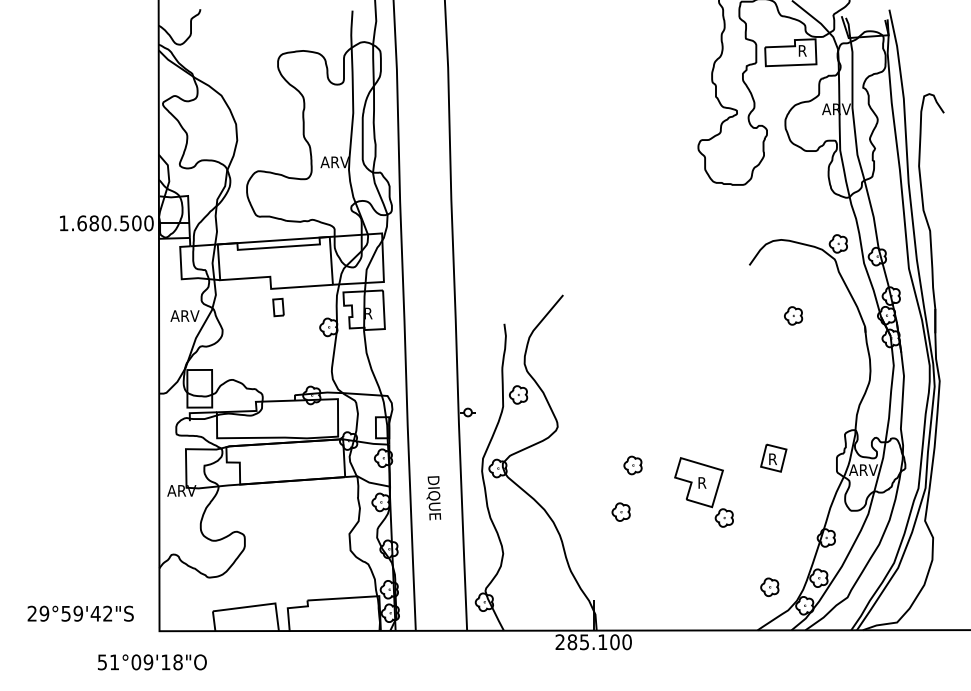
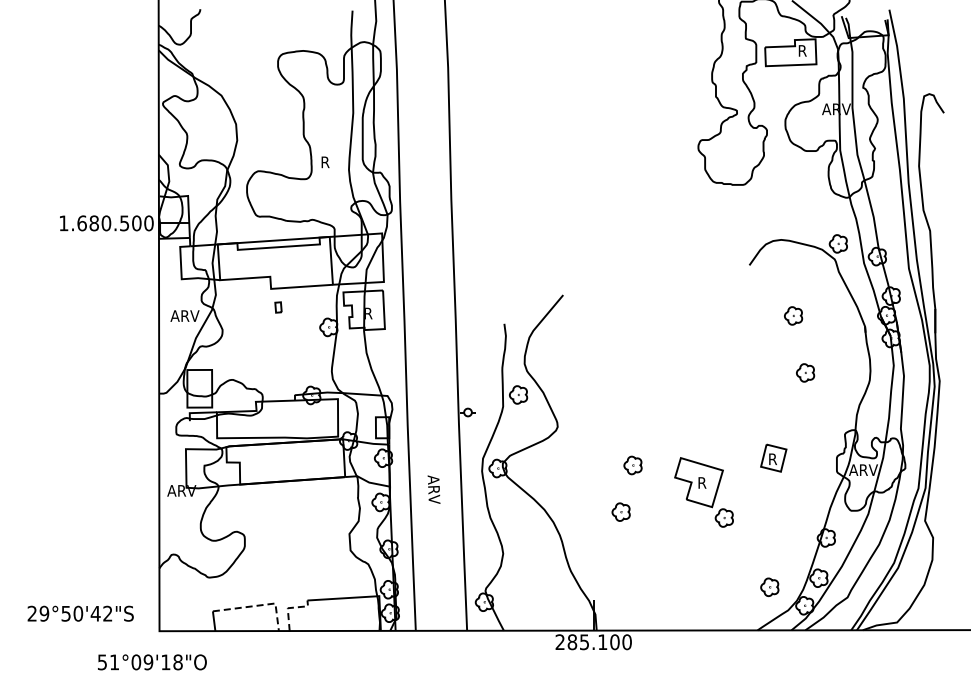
text: ARV -> R (334, 162)
part size: 13x21 px -> 9x13 px (278, 307)
part: none -> present (805, 372)
text: DIQUE -> ARV (433, 497)
line: solid -> dashed (258, 605)
line: solid -> dashed (289, 608)
text: 29°59'42"S -> 29°50'42"S (77, 613)
